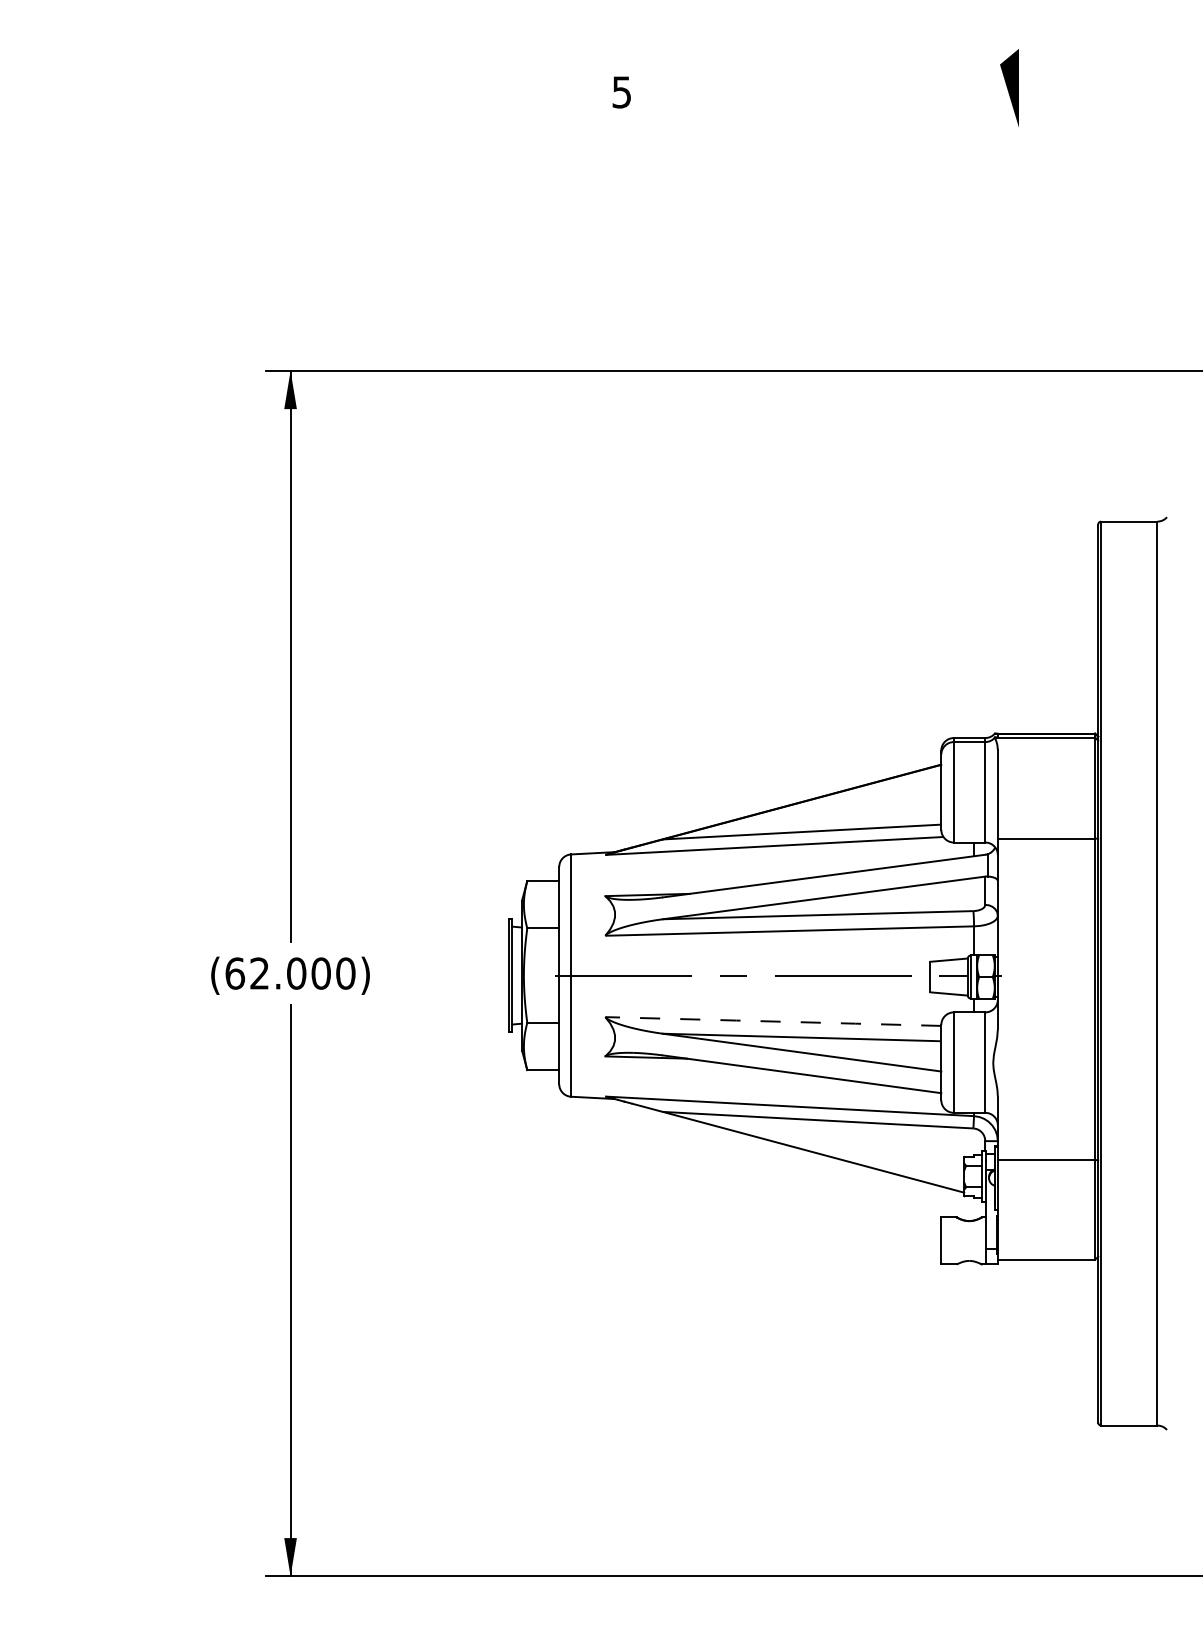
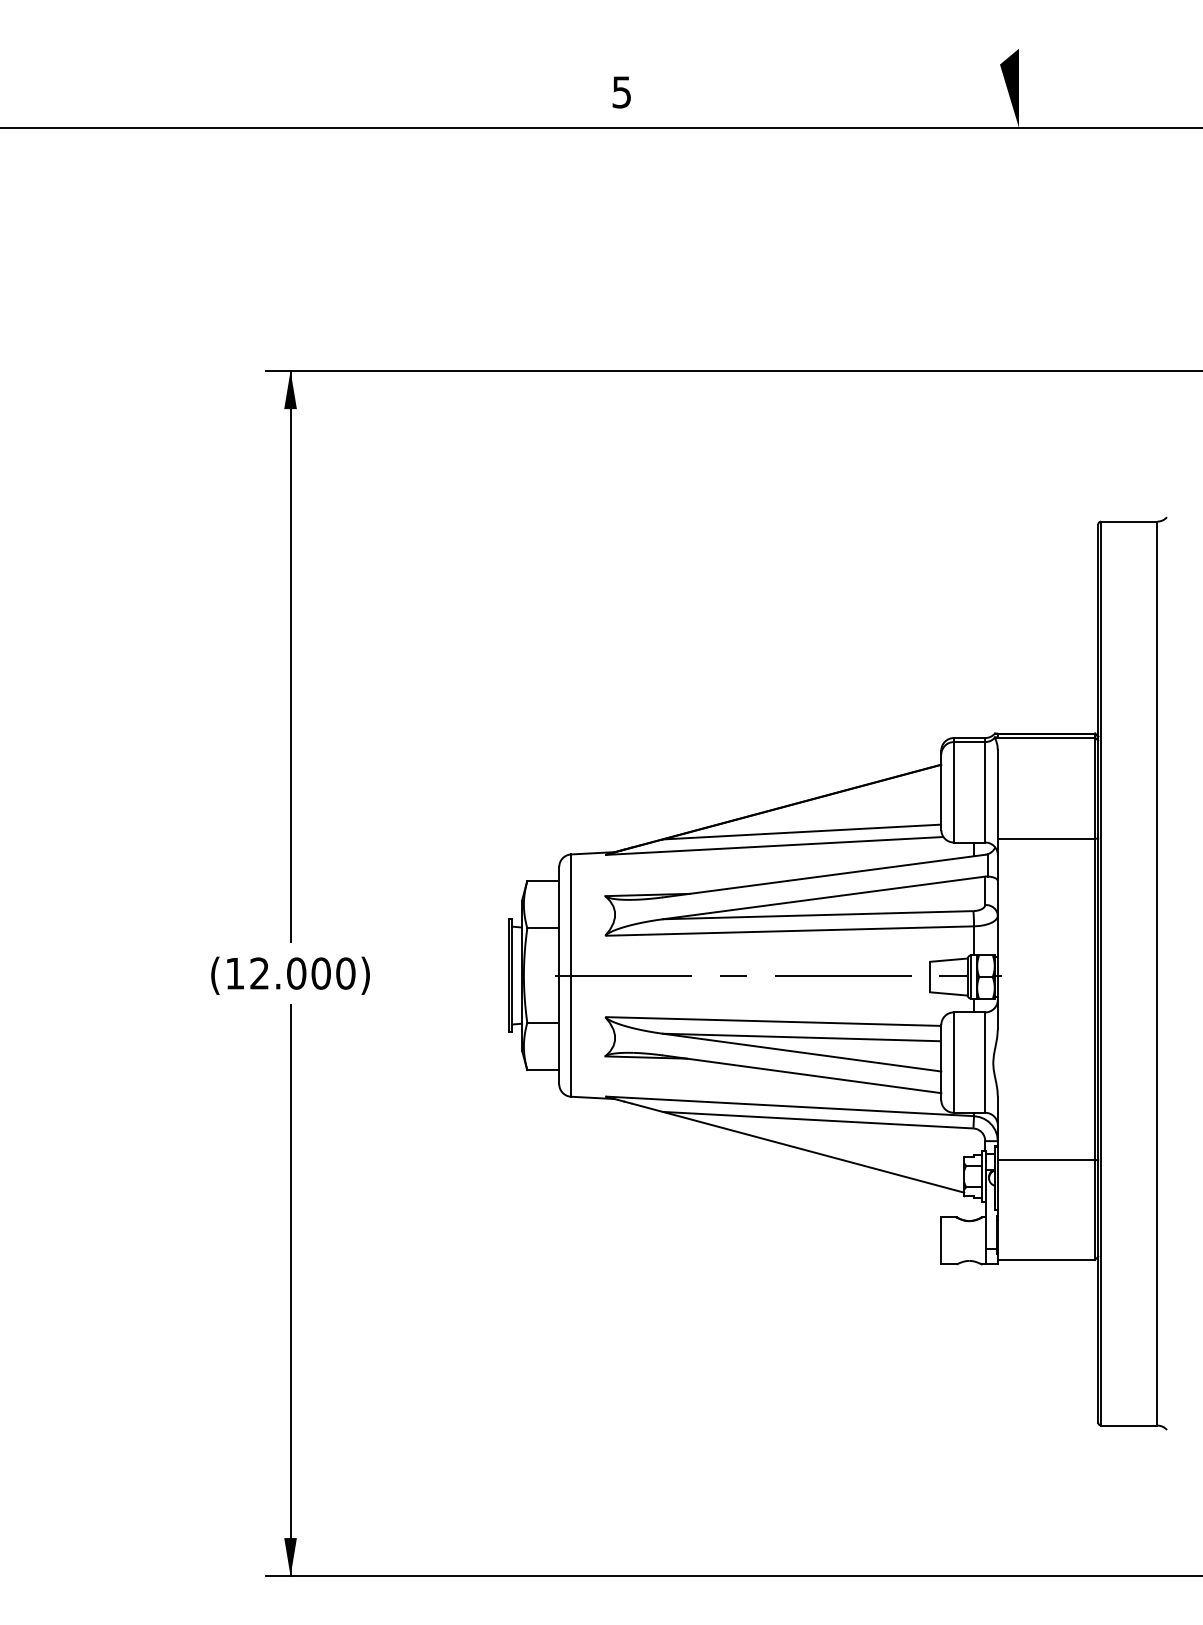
line: none -> present (600, 127)
text: (62.000) -> (12.000) (235, 973)
line: dashed -> solid (773, 1021)
